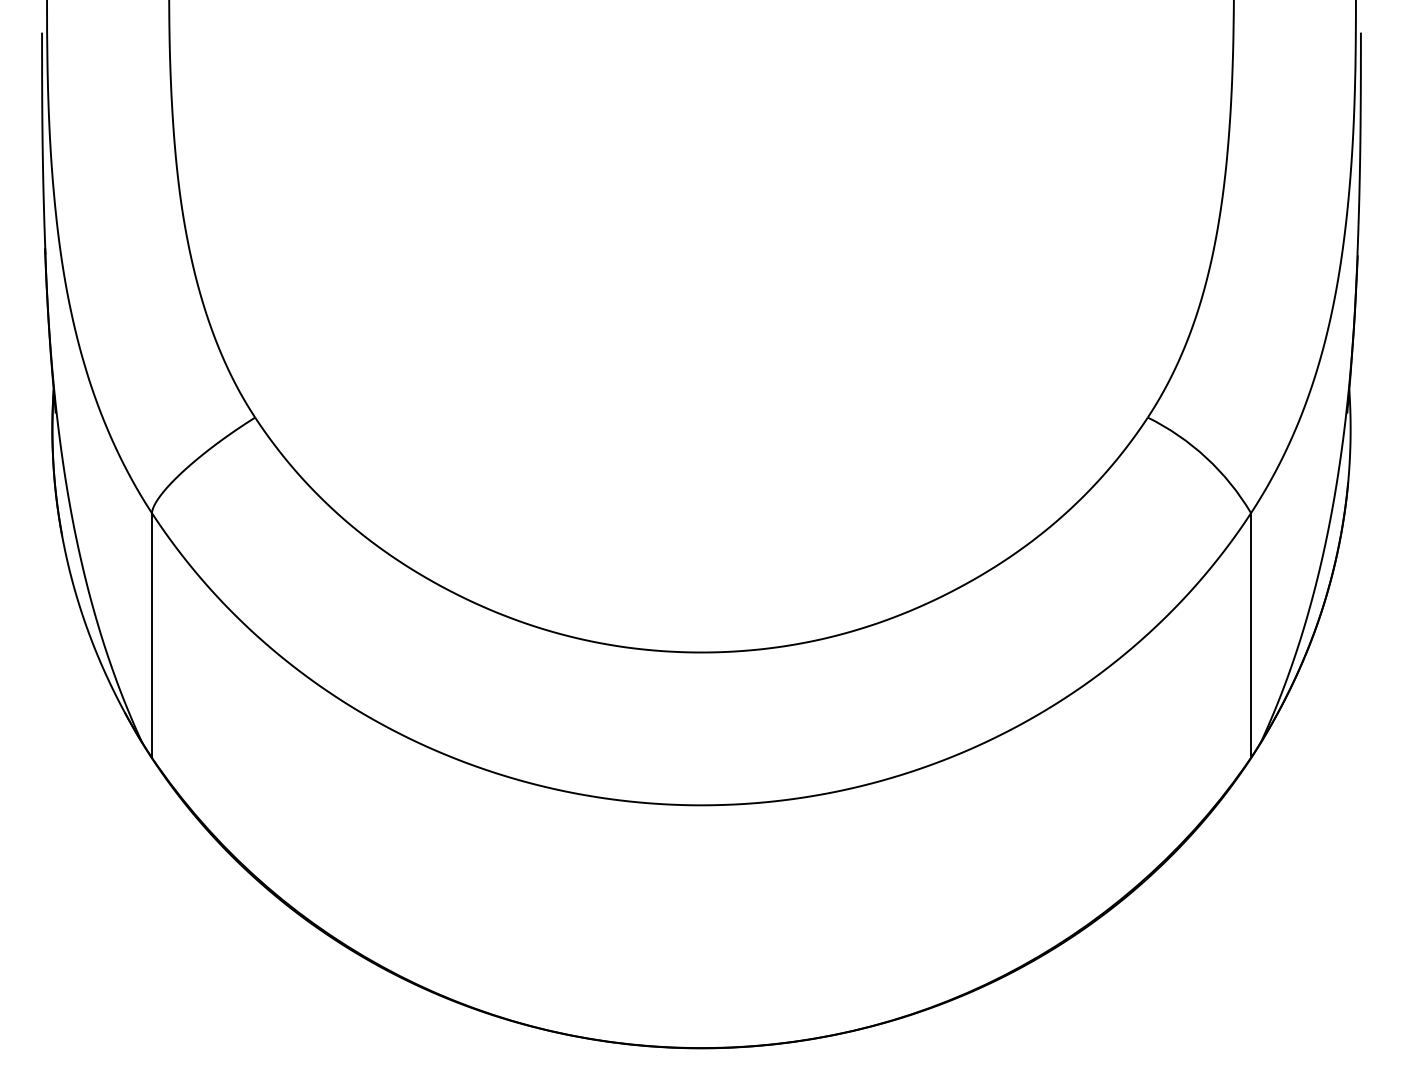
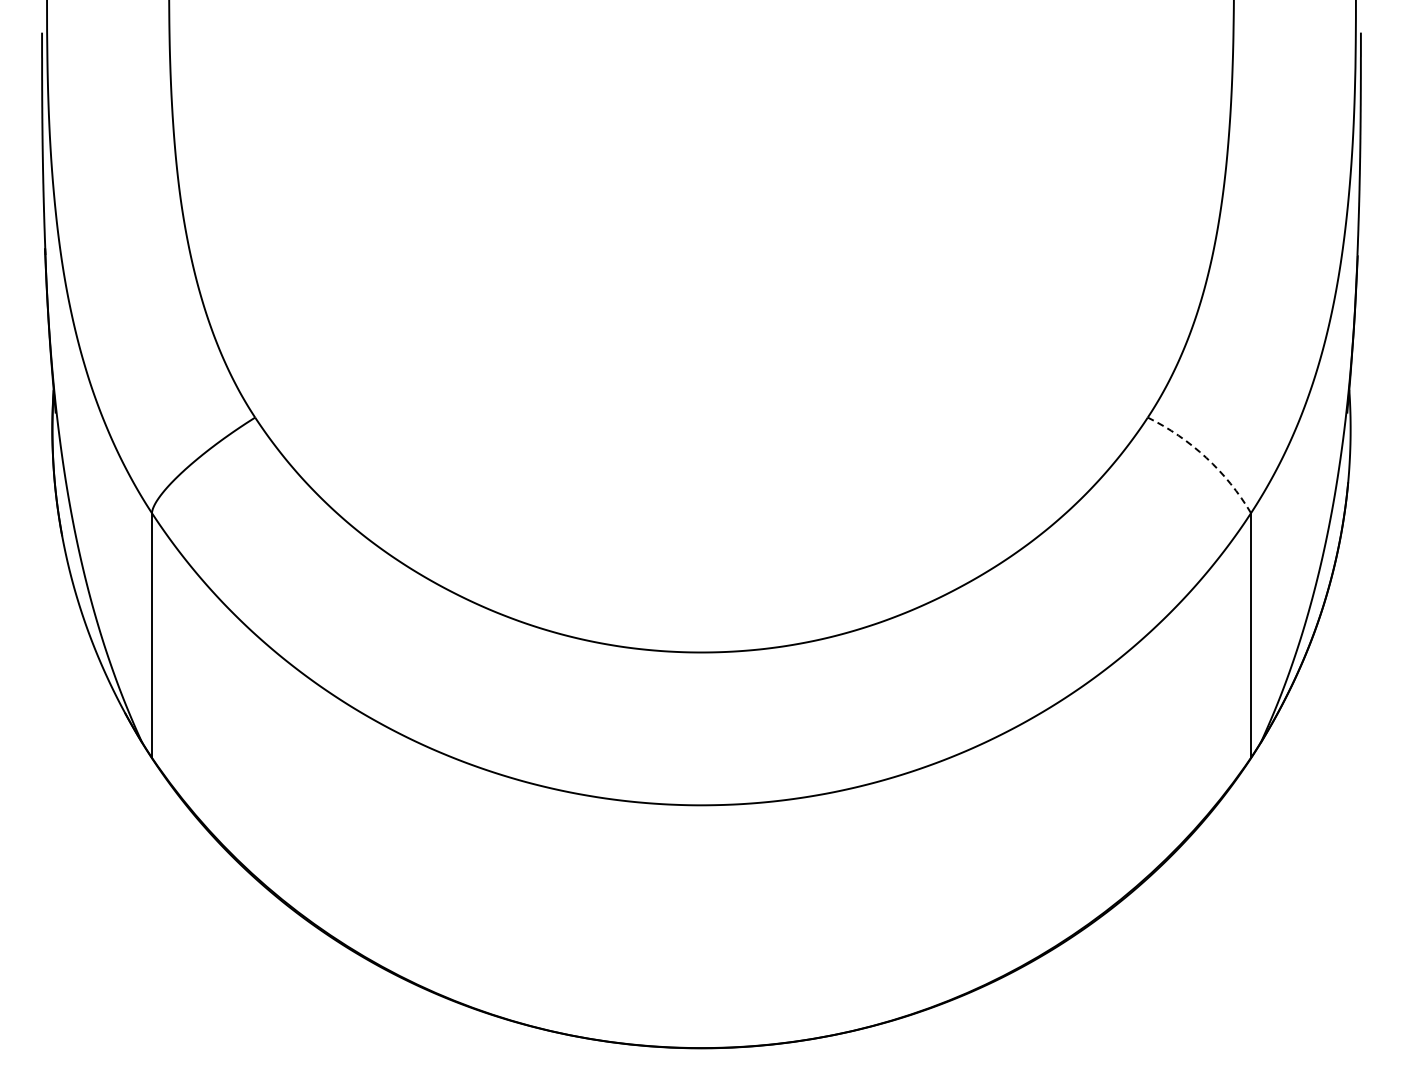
arc: solid -> dashed (1206, 457)
